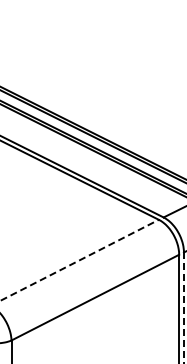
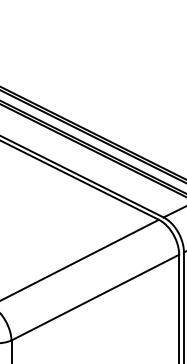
line: dashed -> solid (79, 260)
line: dashed -> solid (183, 308)
